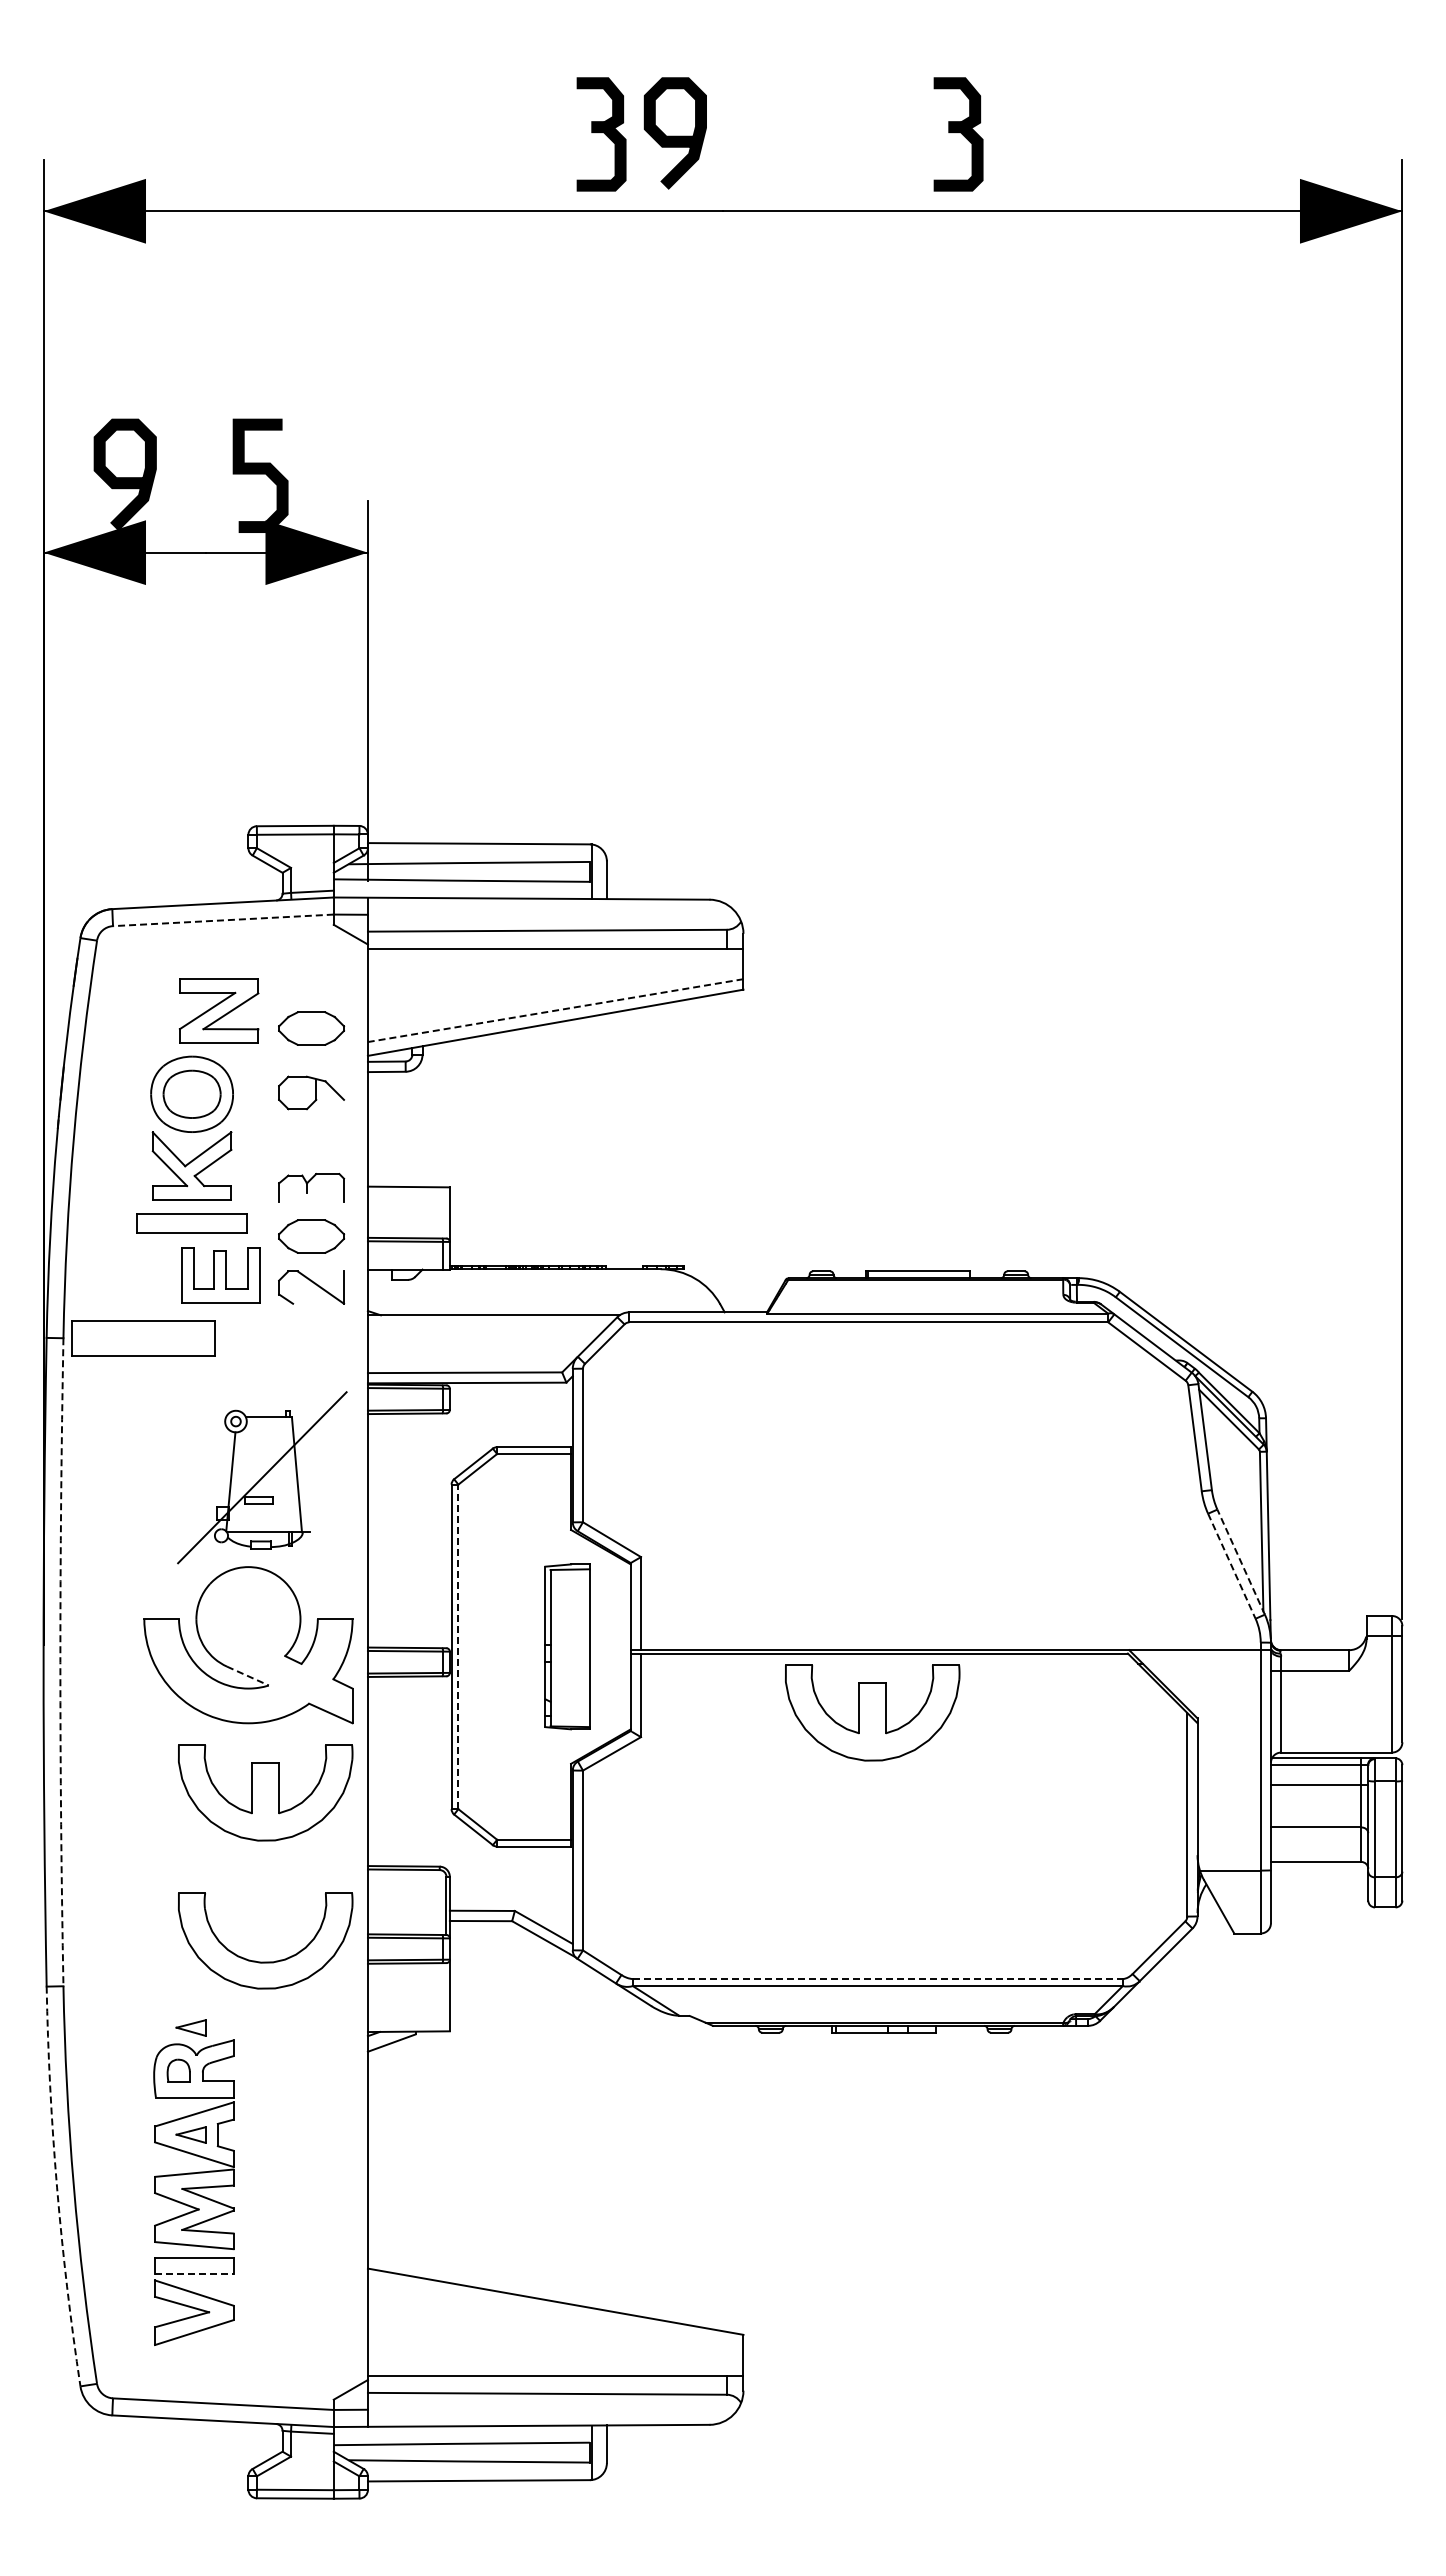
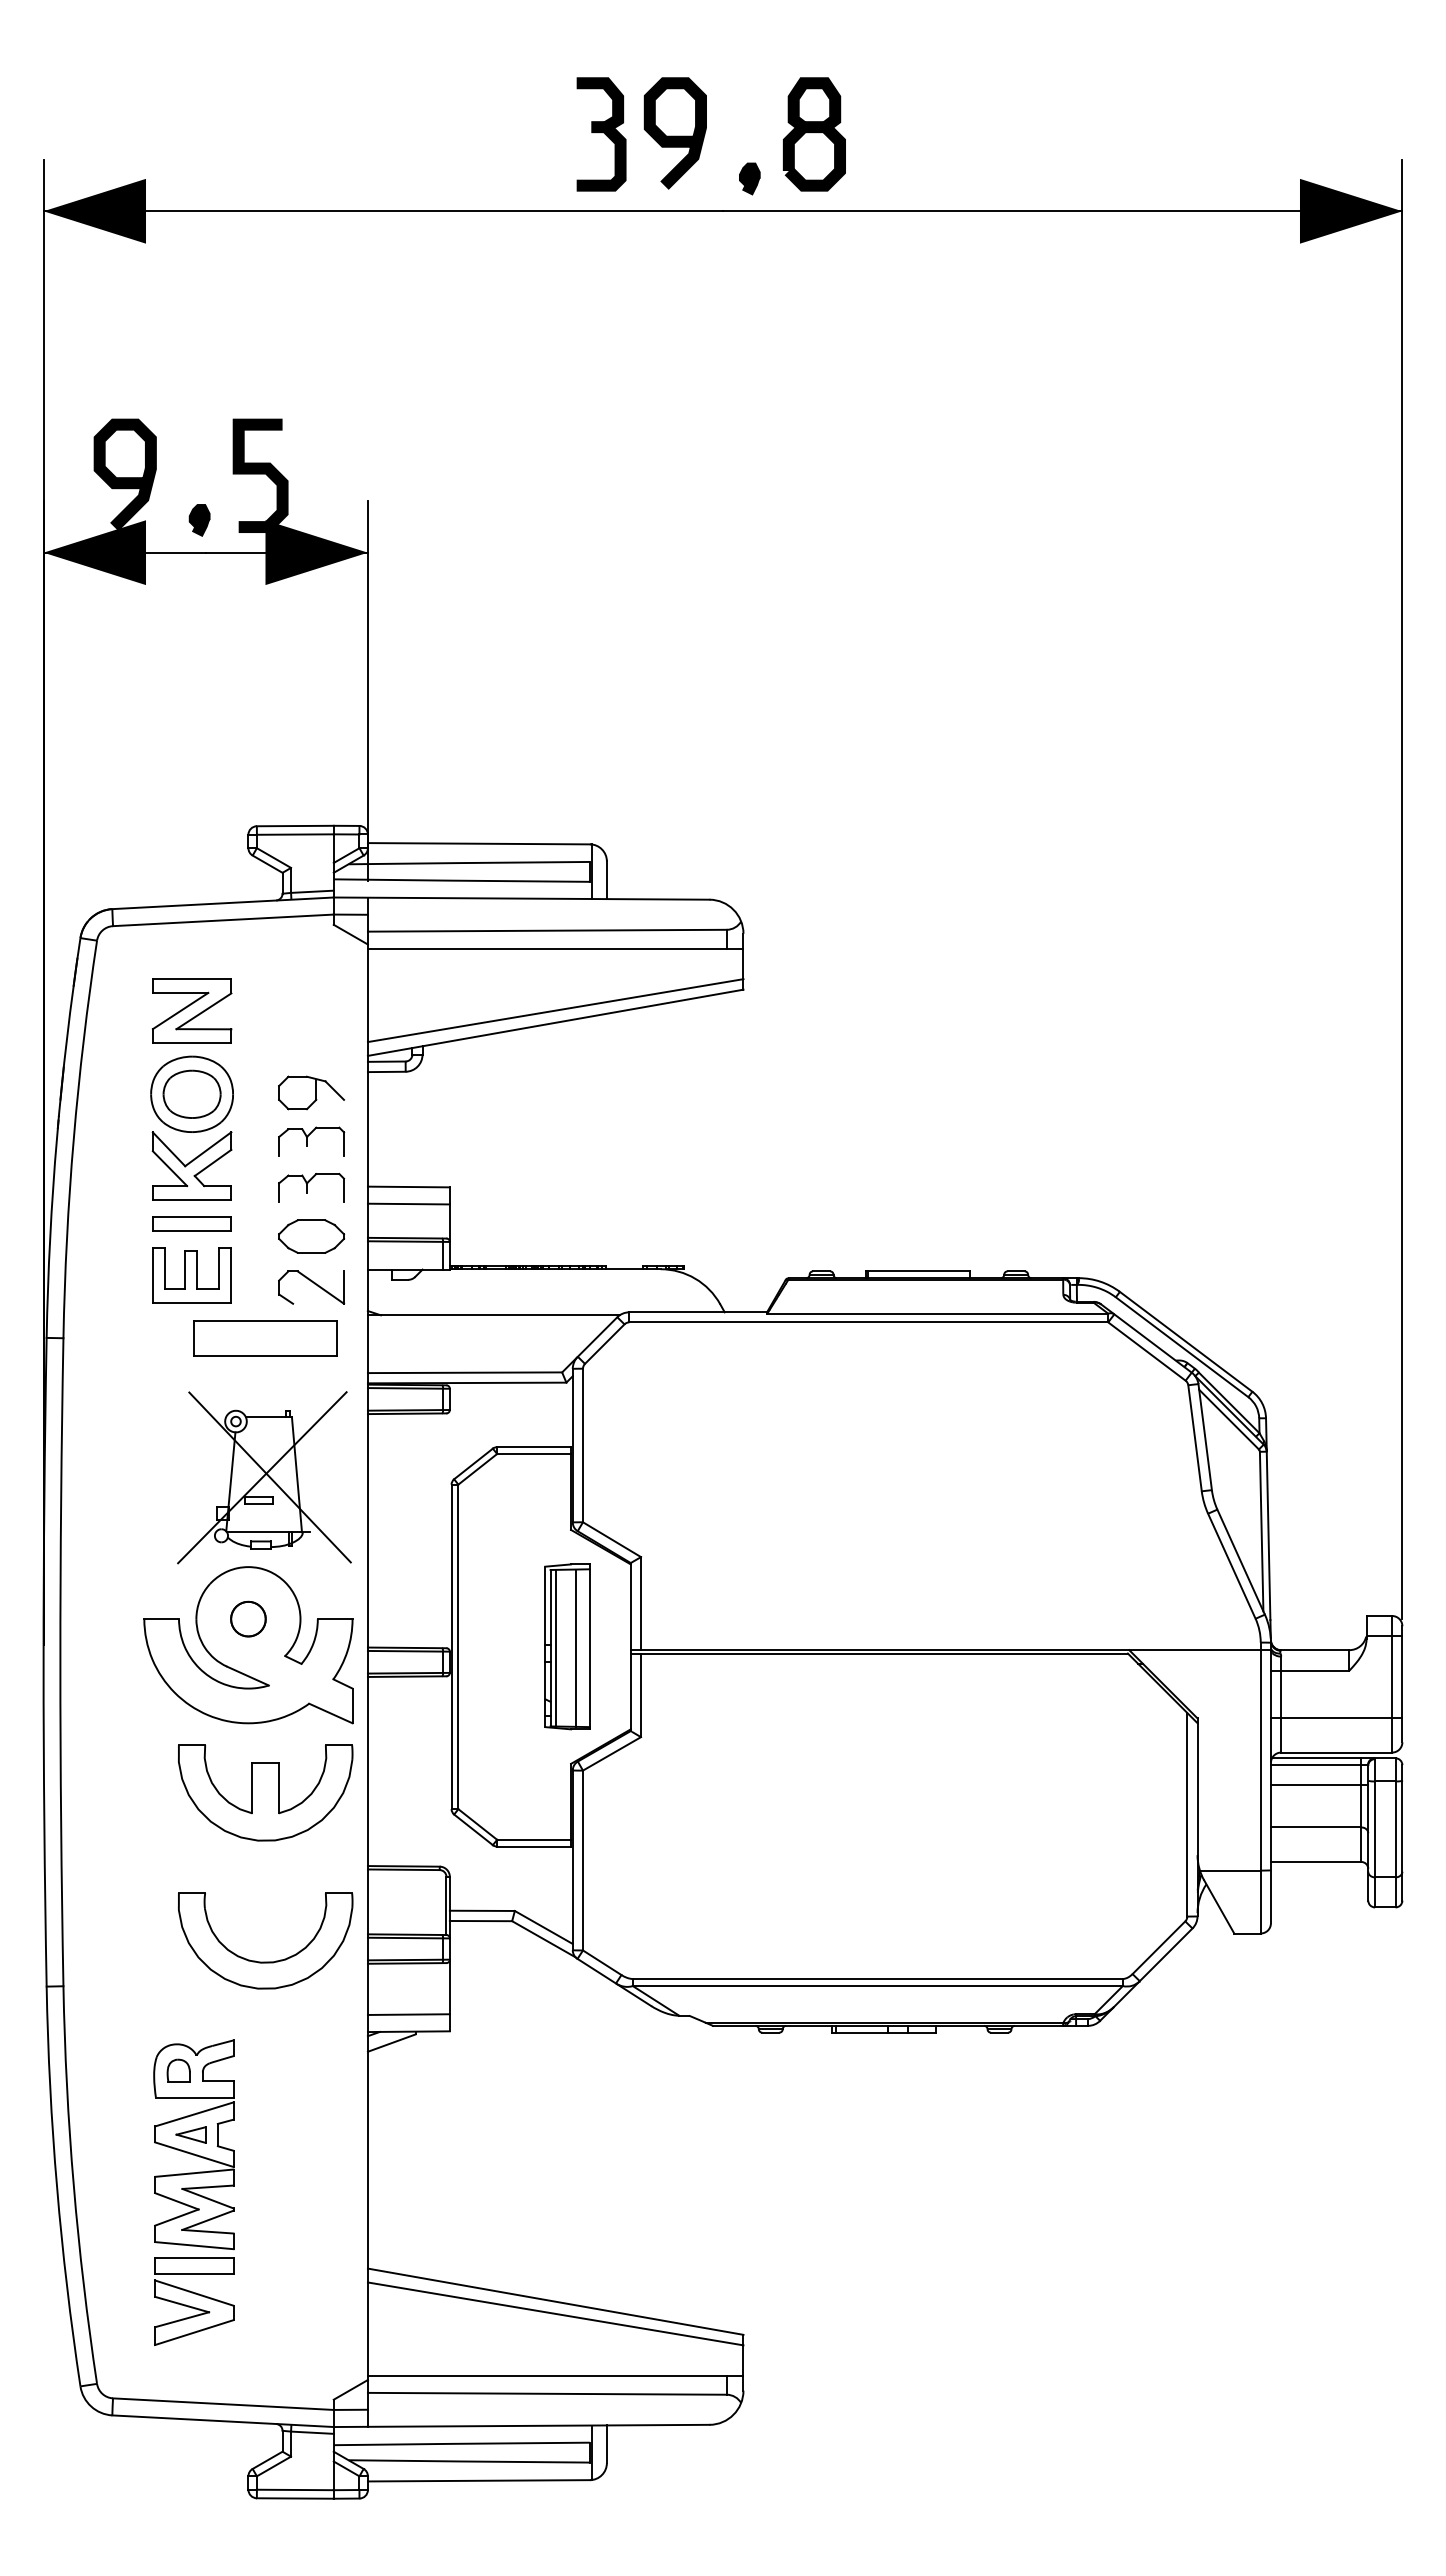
part: none -> present (814, 134)
part: present -> none (958, 134)
part: none -> present (749, 178)
part: none -> present (199, 520)
line: dashed -> solid (223, 920)
part position: (219, 1010) -> (192, 1010) (192, 1010)
line: dashed -> solid (555, 1010)
part: present -> none (311, 1028)
part: none -> present (311, 1141)
line: none -> present (408, 1203)
part size: 112x21 px -> 80x16 px (191, 1223)
part position: (220, 1275) -> (191, 1275) (191, 1275)
part position: (143, 1338) -> (265, 1338) (265, 1338)
line: none -> present (269, 1477)
line: dashed -> solid (1241, 1562)
line: dashed -> solid (1231, 1566)
part: none -> present (248, 1618)
line: dashed -> solid (458, 1646)
line: none -> present (556, 1647)
line: none -> present (576, 1647)
arc: dashed -> solid (60, 1662)
line: dashed -> solid (247, 1676)
part: present -> none (872, 1712)
line: none -> present (1336, 1718)
line: dashed -> solid (878, 1978)
line: none -> present (408, 2014)
part: present -> none (190, 2027)
arc: dashed -> solid (57, 2187)
line: dashed -> solid (194, 2274)
line: none -> present (555, 2313)
